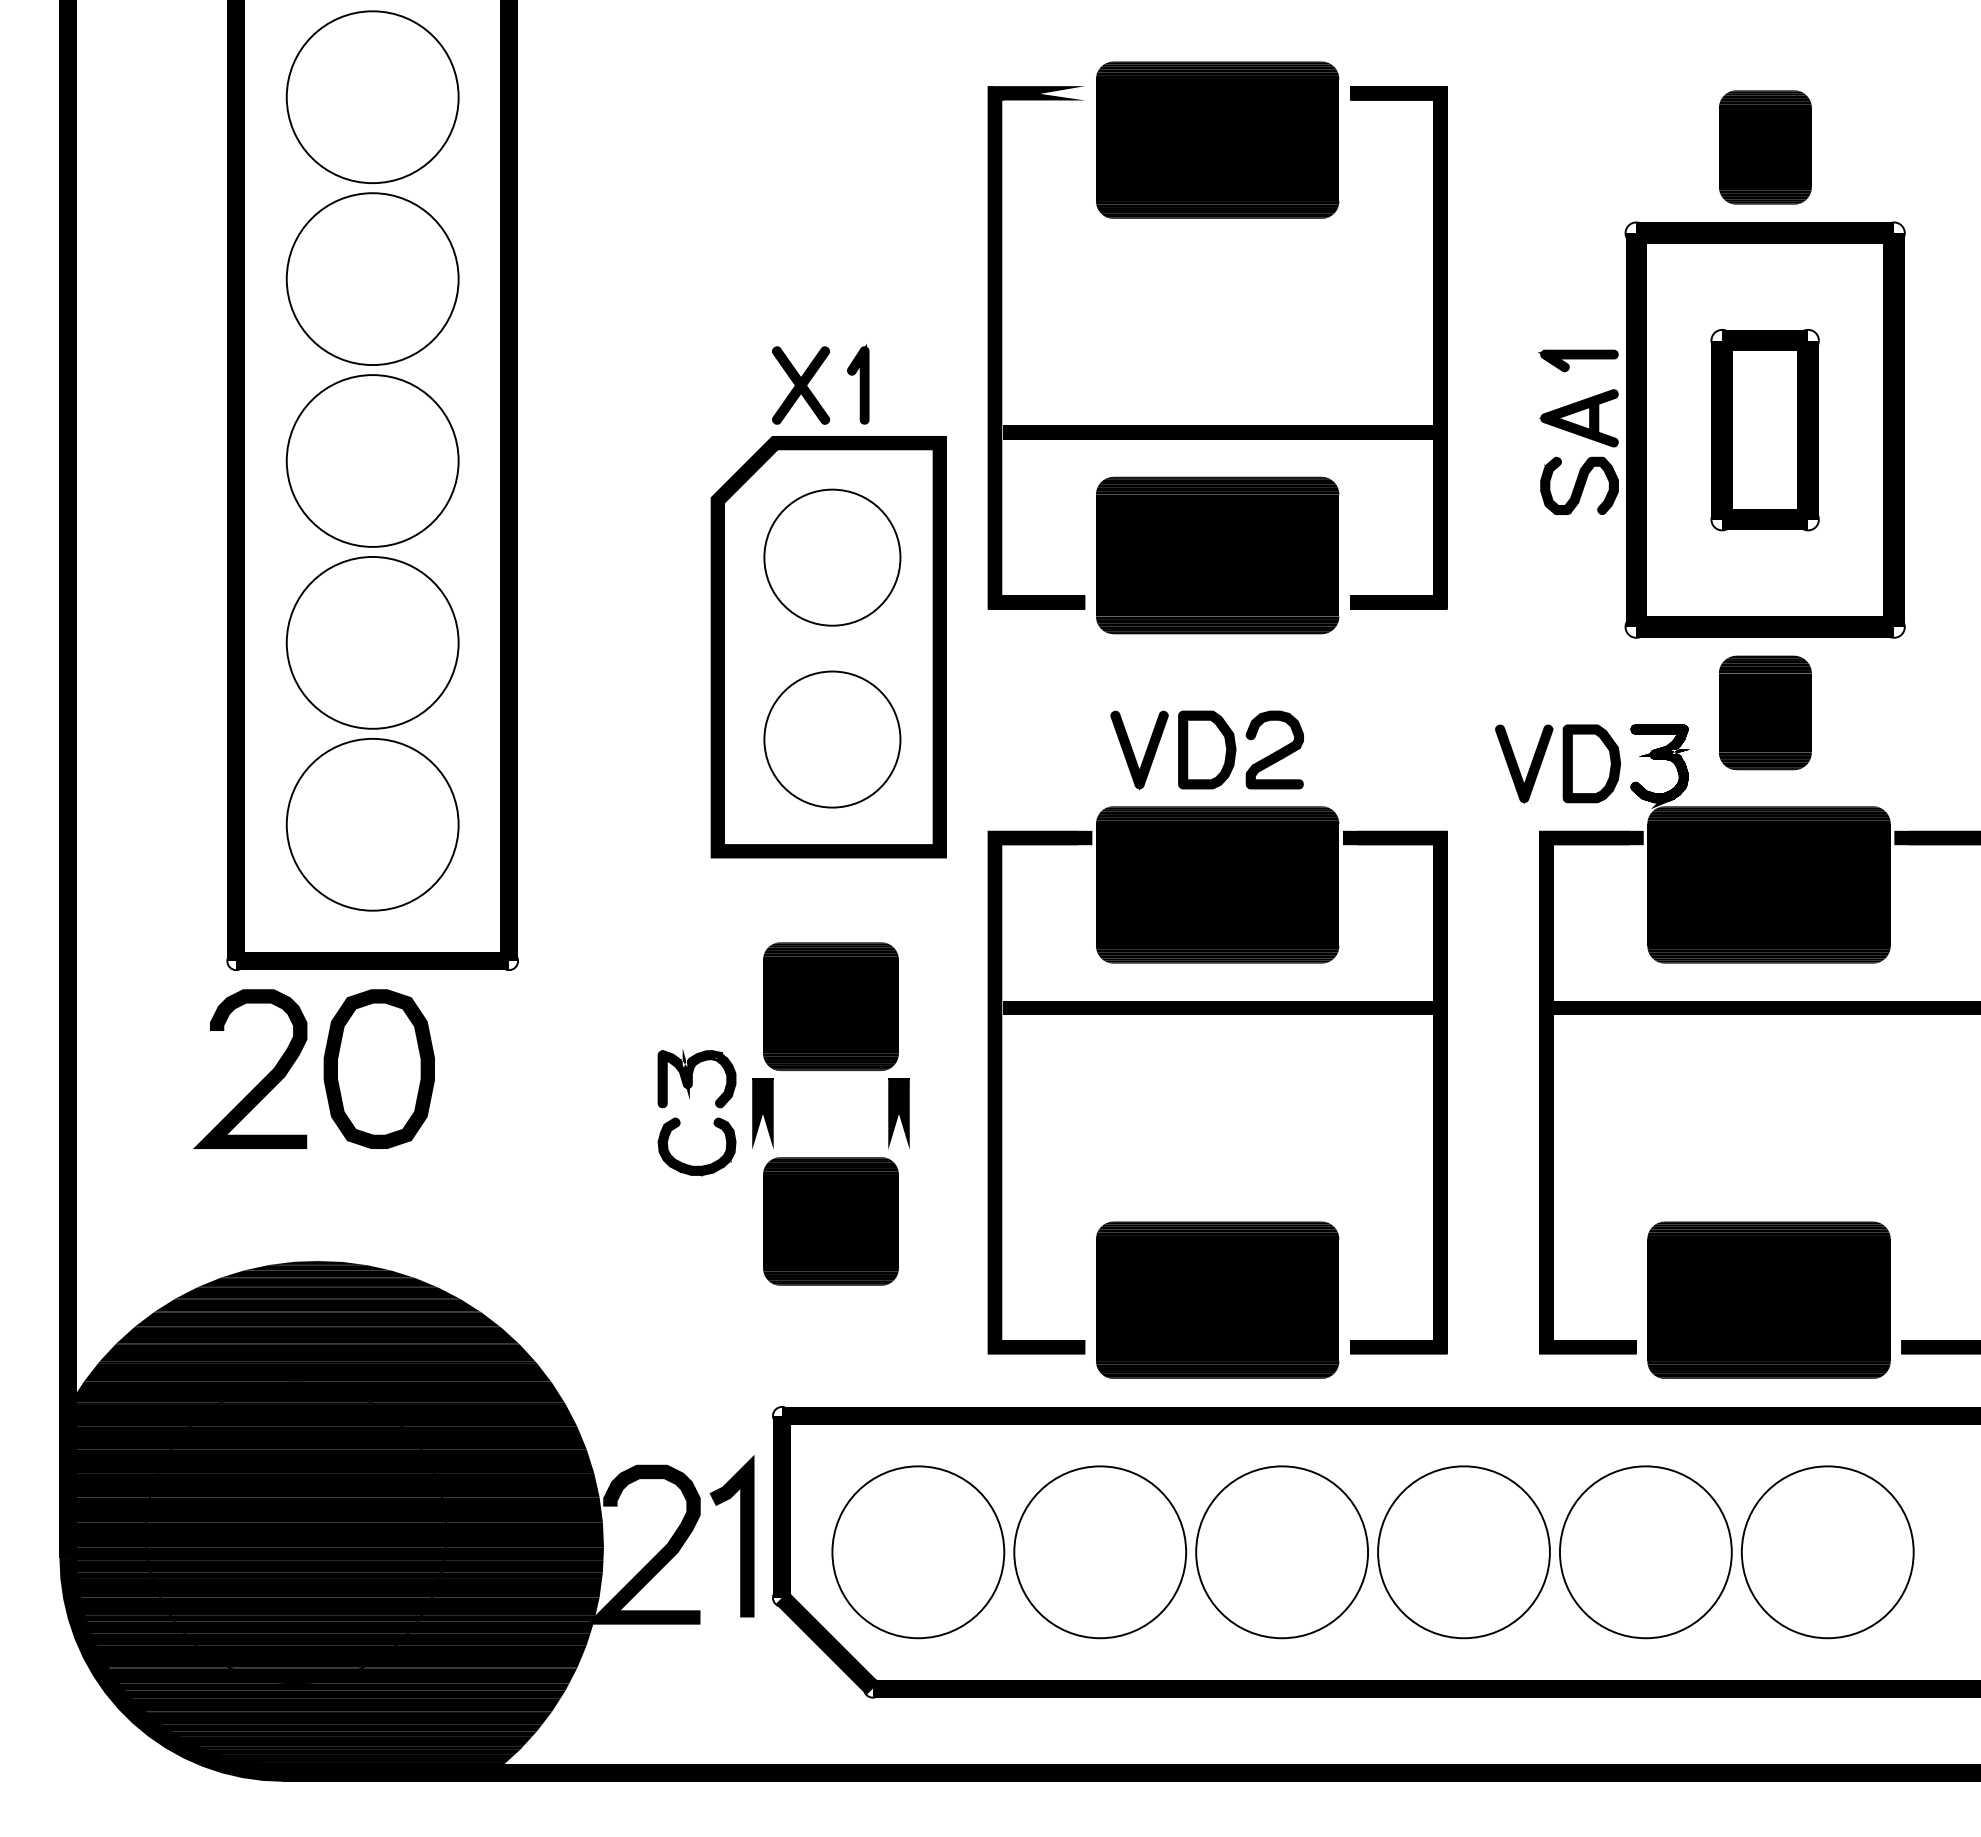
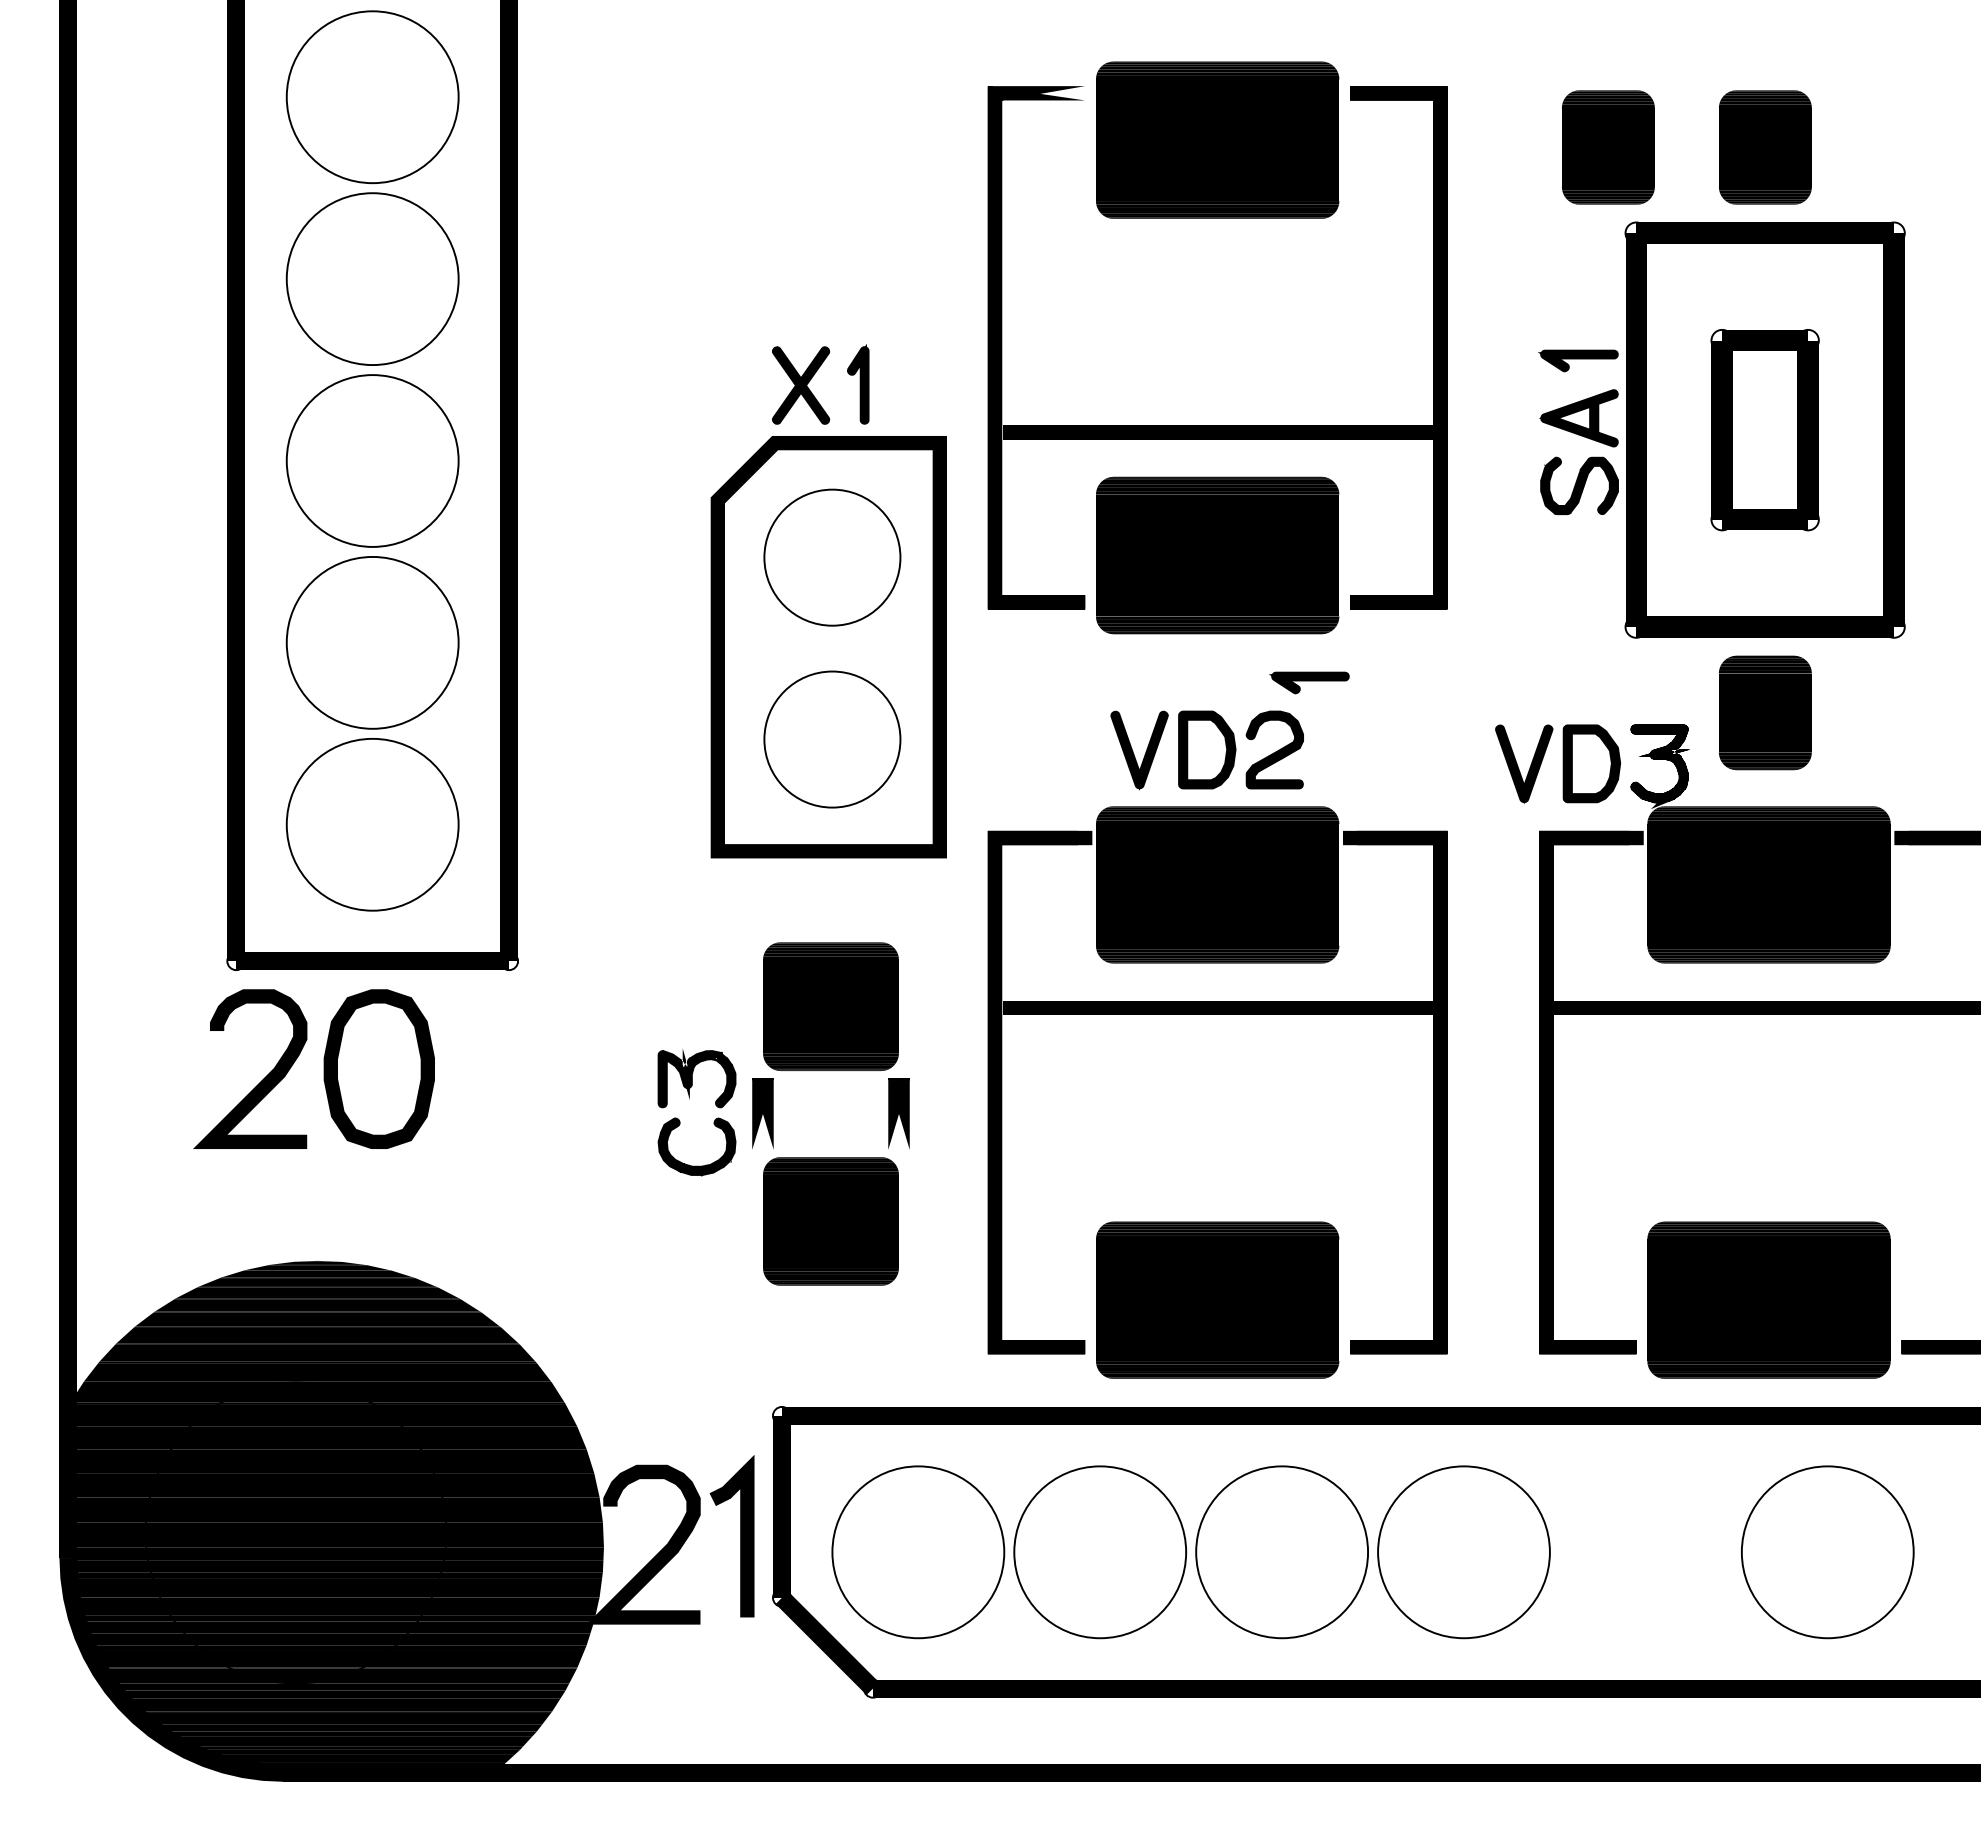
part: none -> present (1608, 147)
part: none -> present (1309, 682)
part: present -> none (1645, 1552)
